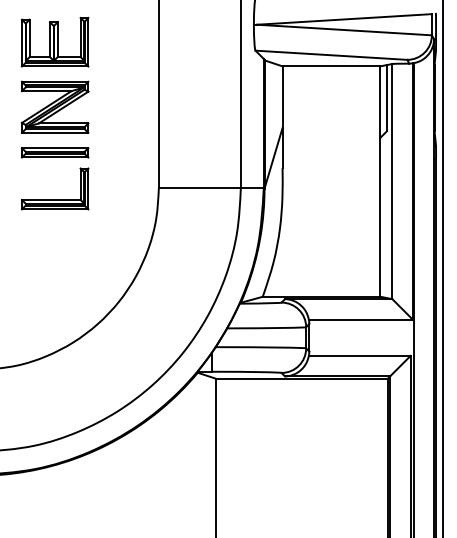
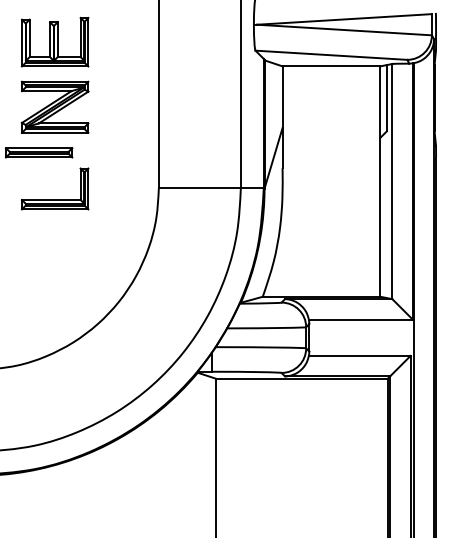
part position: (54, 152) -> (38, 152) (38, 152)
line: present -> none (443, 268)
